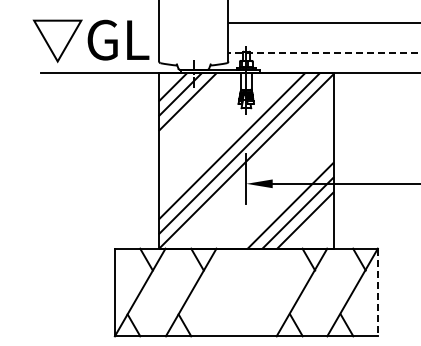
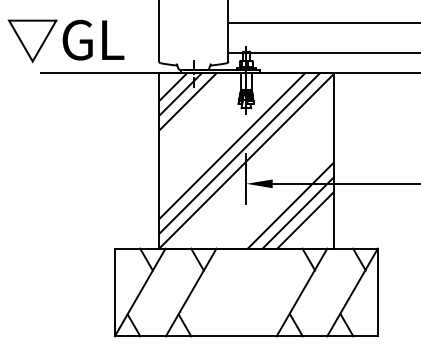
text position: (90, 41) -> (65, 41) (65, 41)
line: dashed -> solid (324, 53)
line: dashed -> solid (377, 292)
